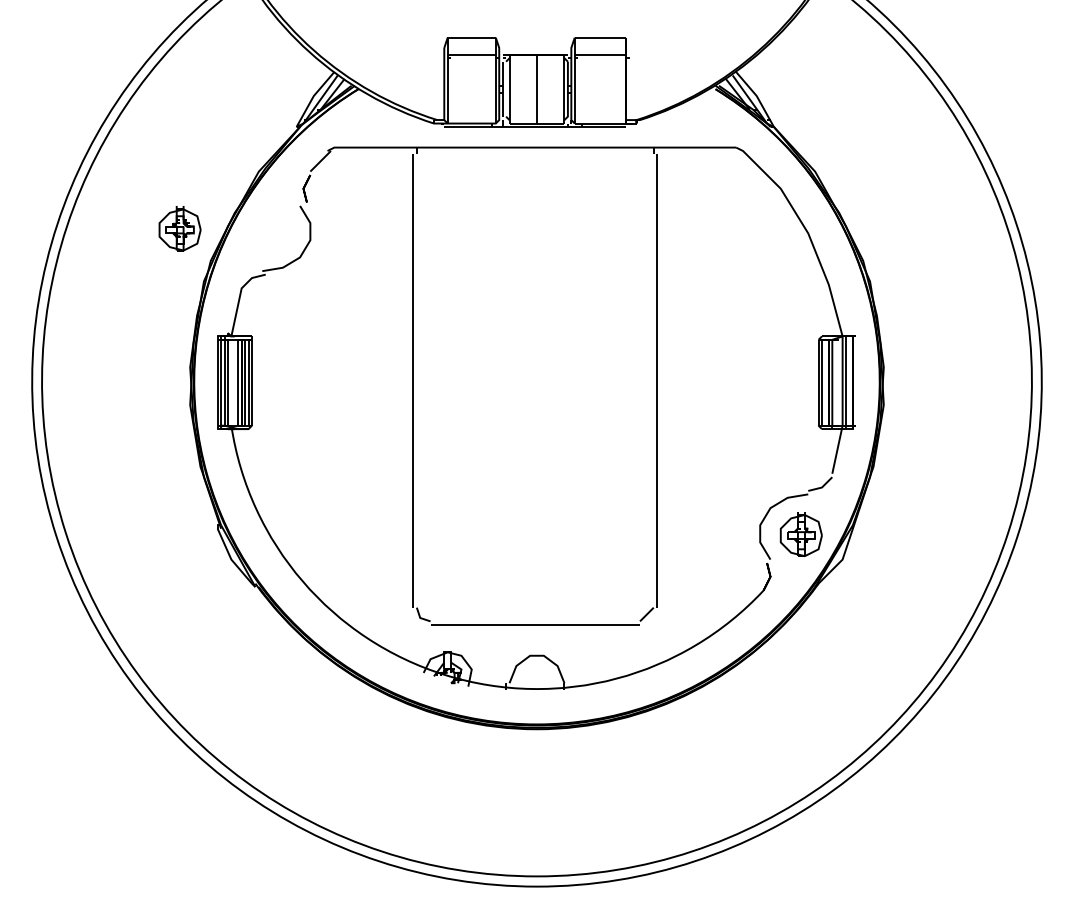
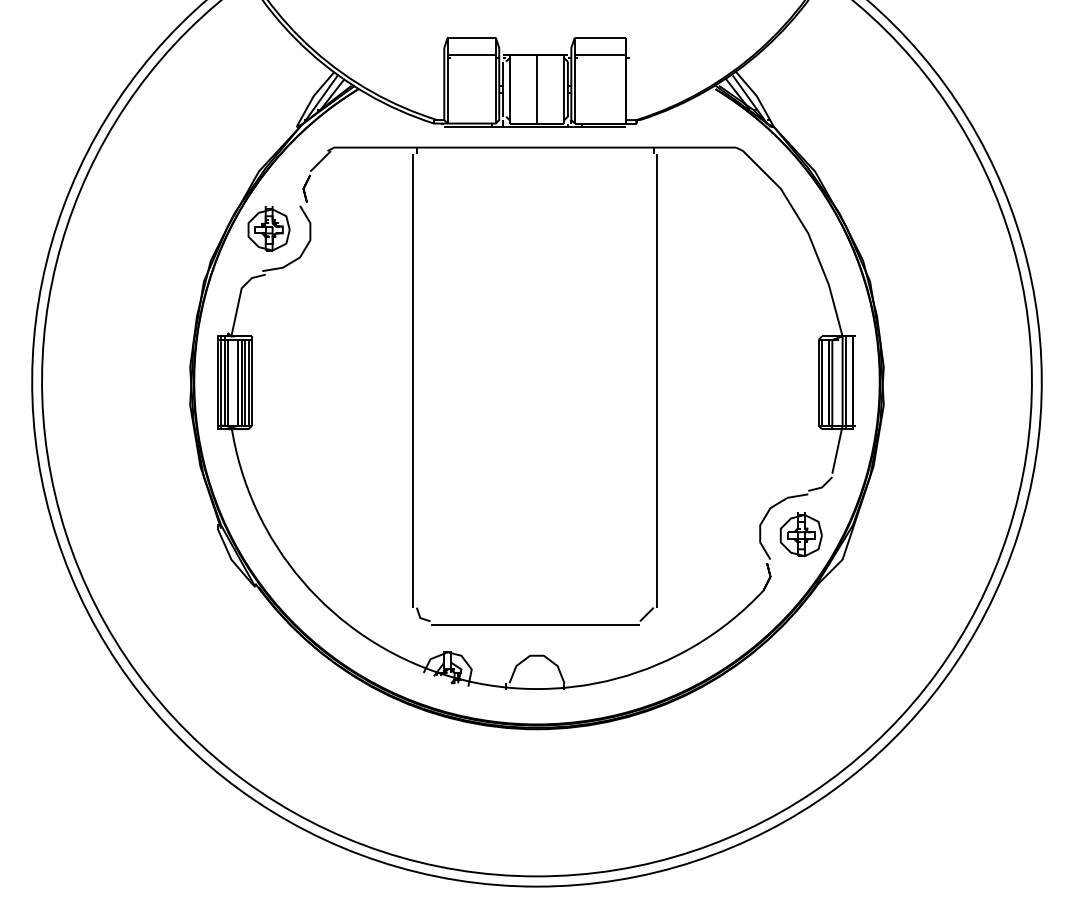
part position: (179, 228) -> (268, 228) (268, 228)
